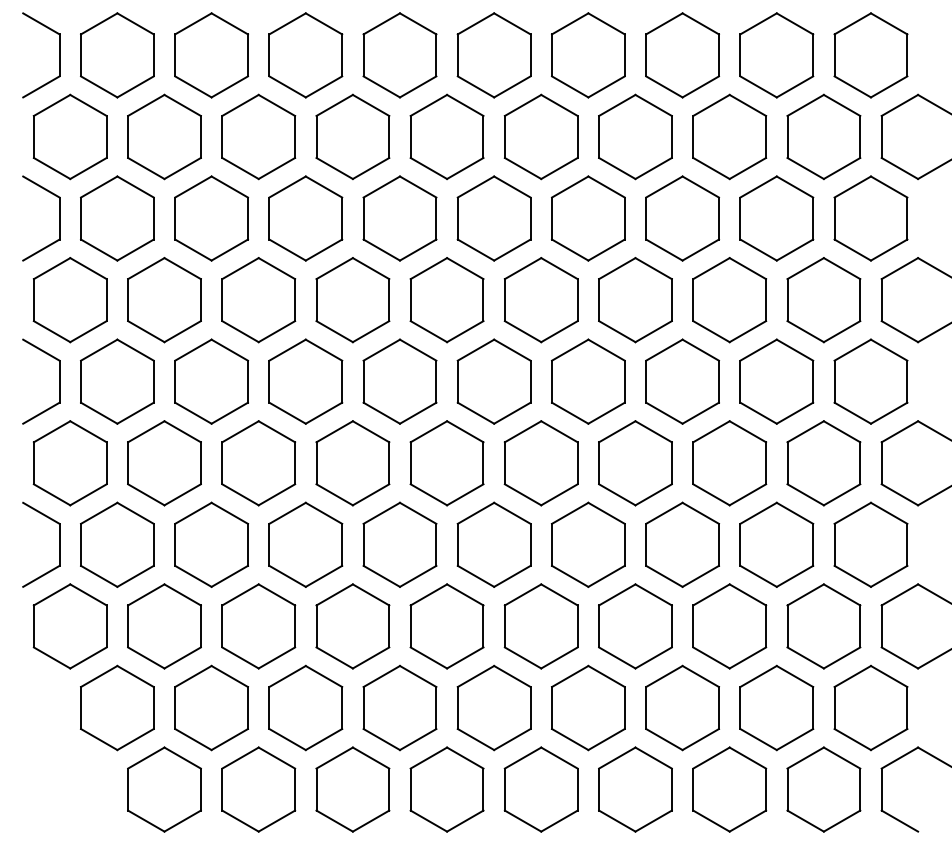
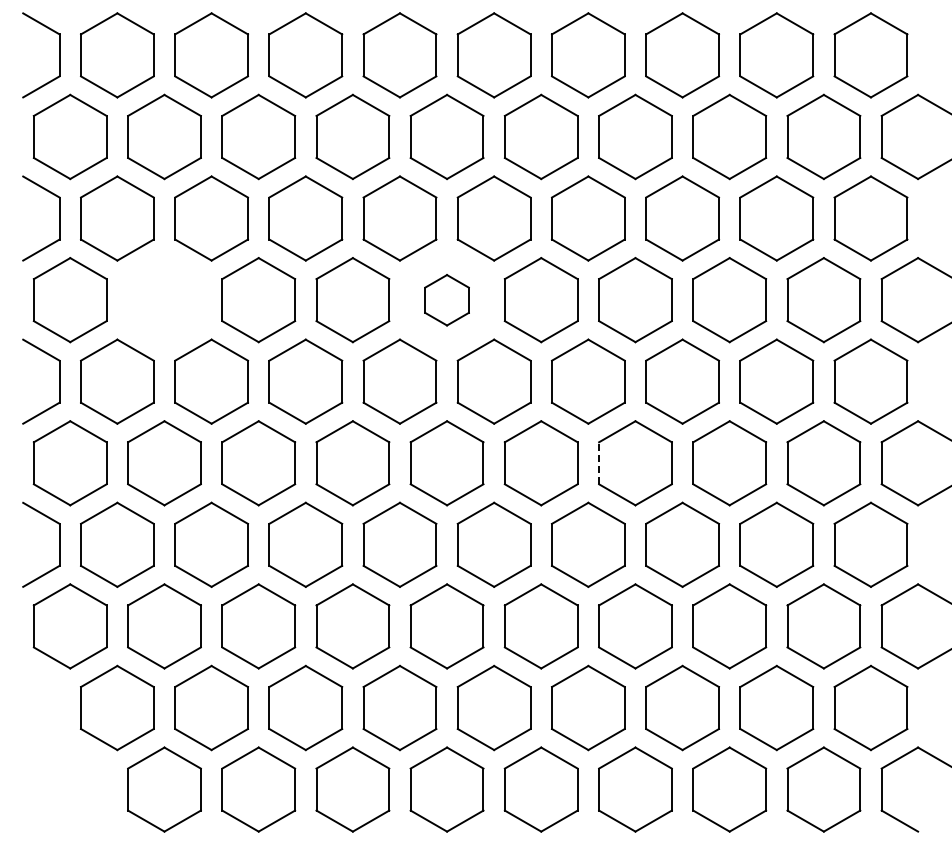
part: present -> none (164, 300)
part size: 76x87 px -> 46x53 px (446, 300)
line: solid -> dashed (599, 462)
